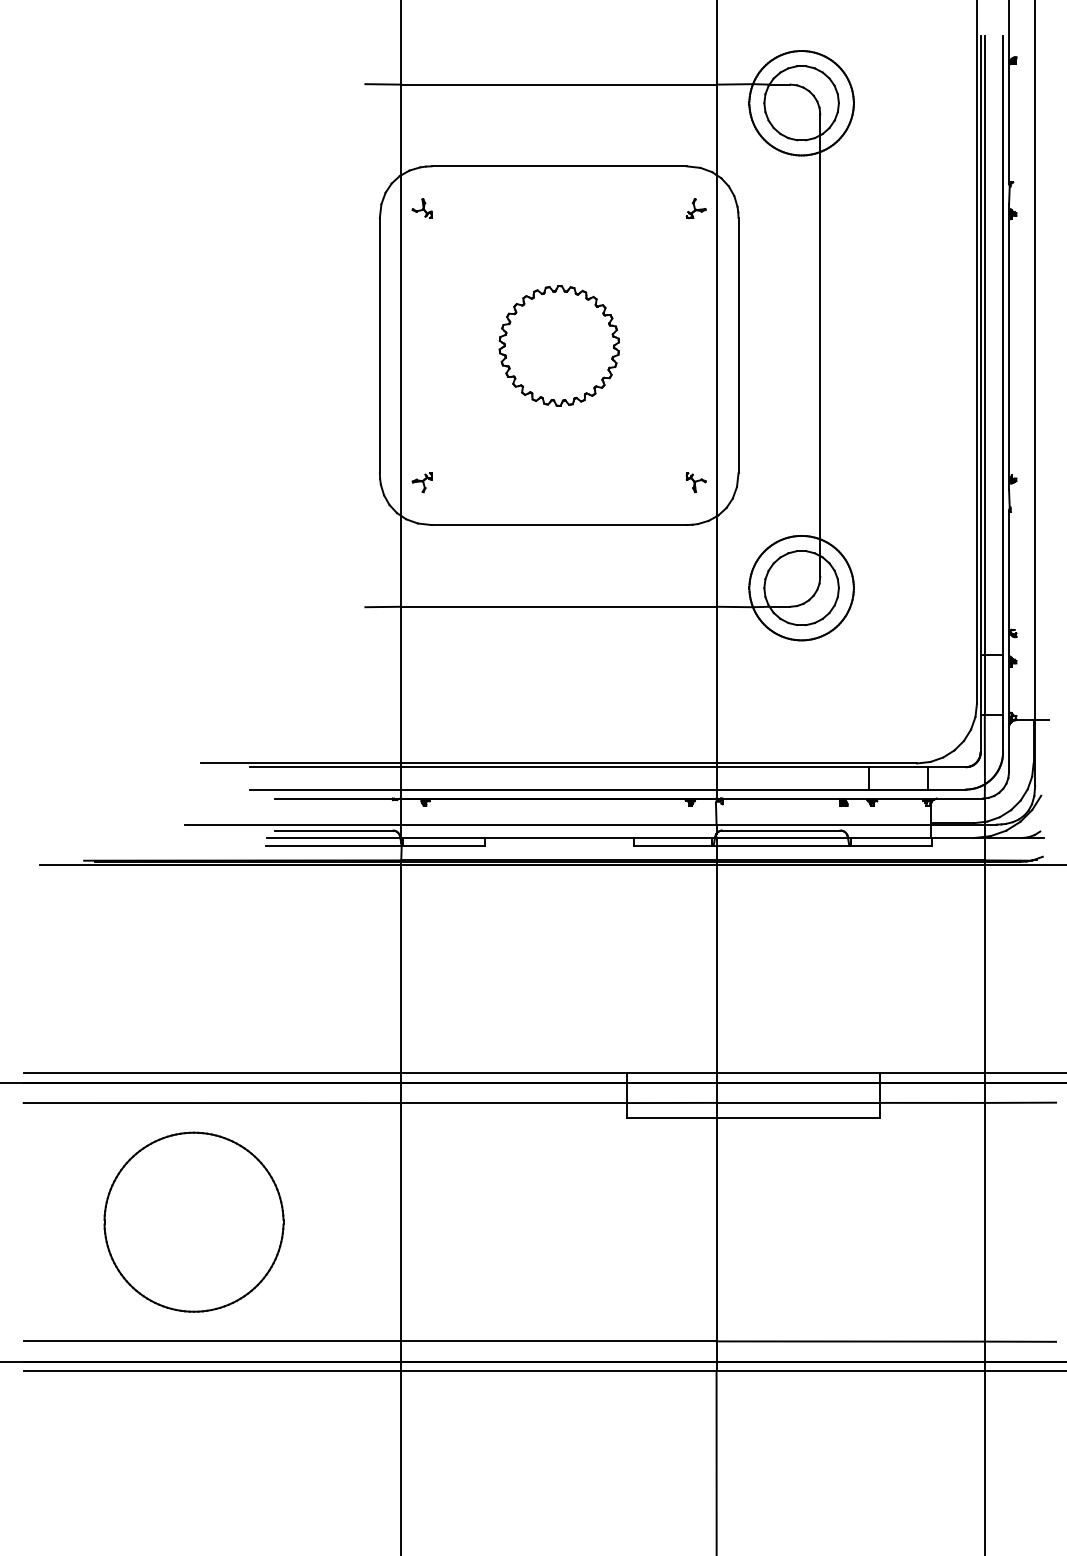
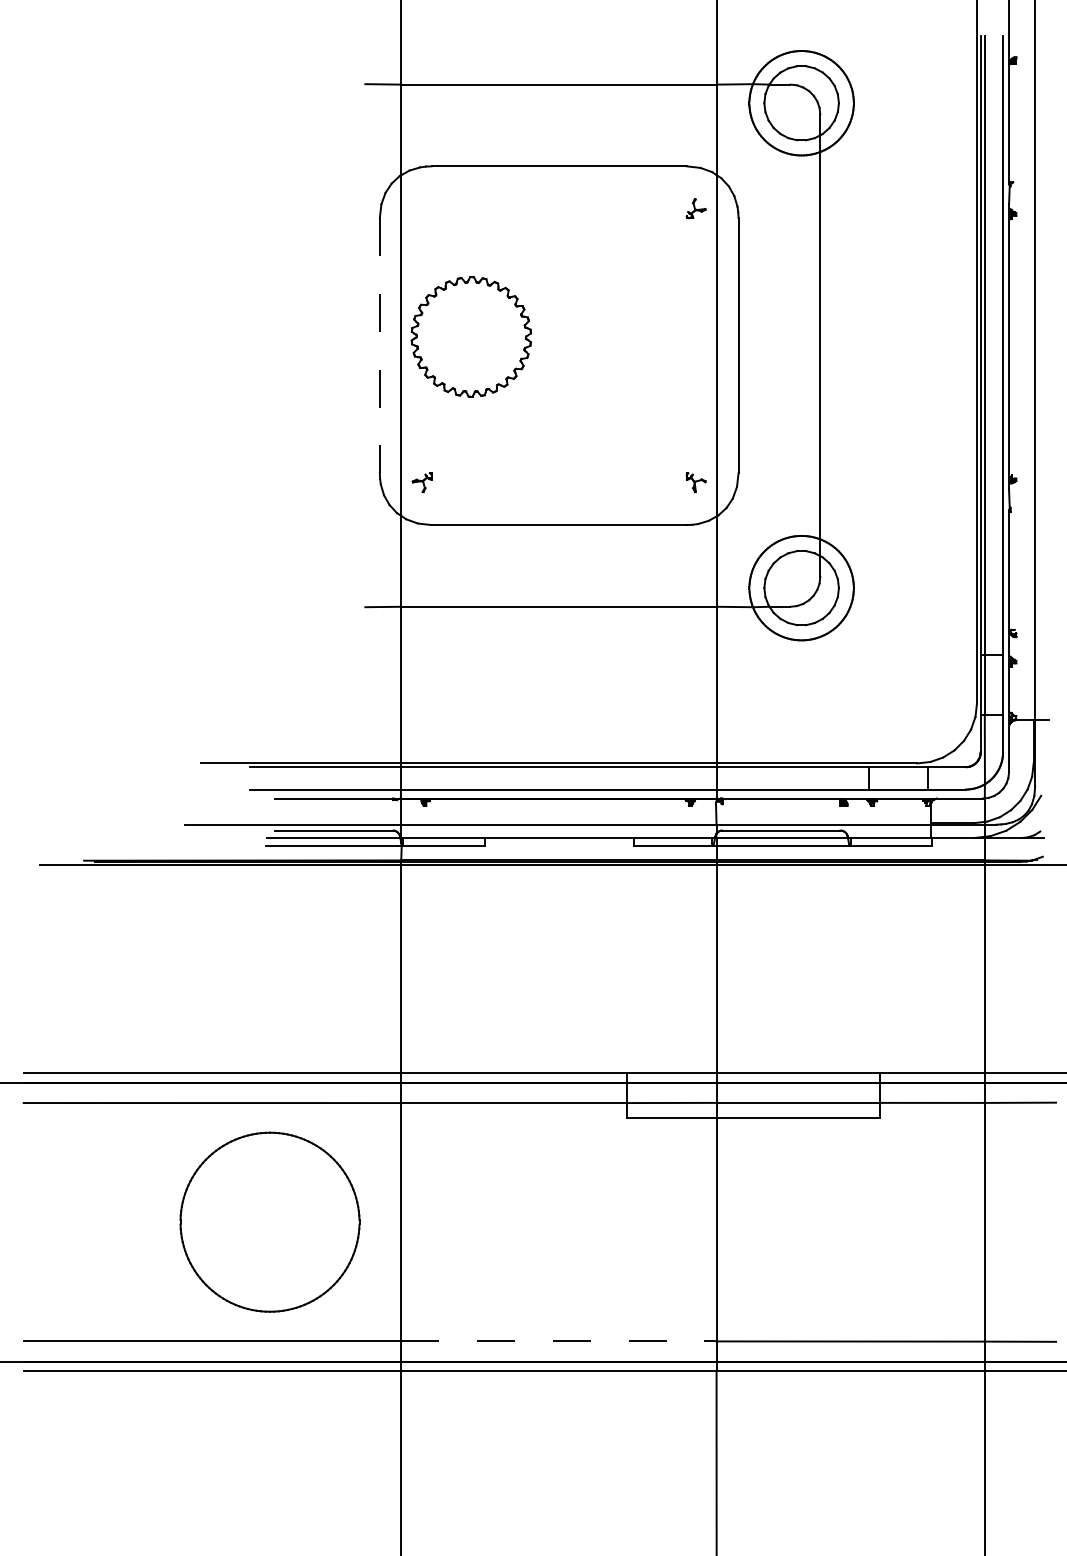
part: present -> none (421, 208)
line: solid -> dashed (379, 345)
part position: (558, 345) -> (470, 336) (470, 336)
part position: (193, 1221) -> (269, 1221) (269, 1221)
line: solid -> dashed (558, 1341)
